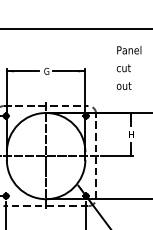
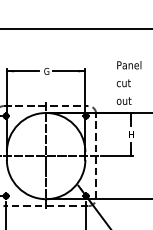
text position: (128, 67) -> (128, 82) (128, 82)
